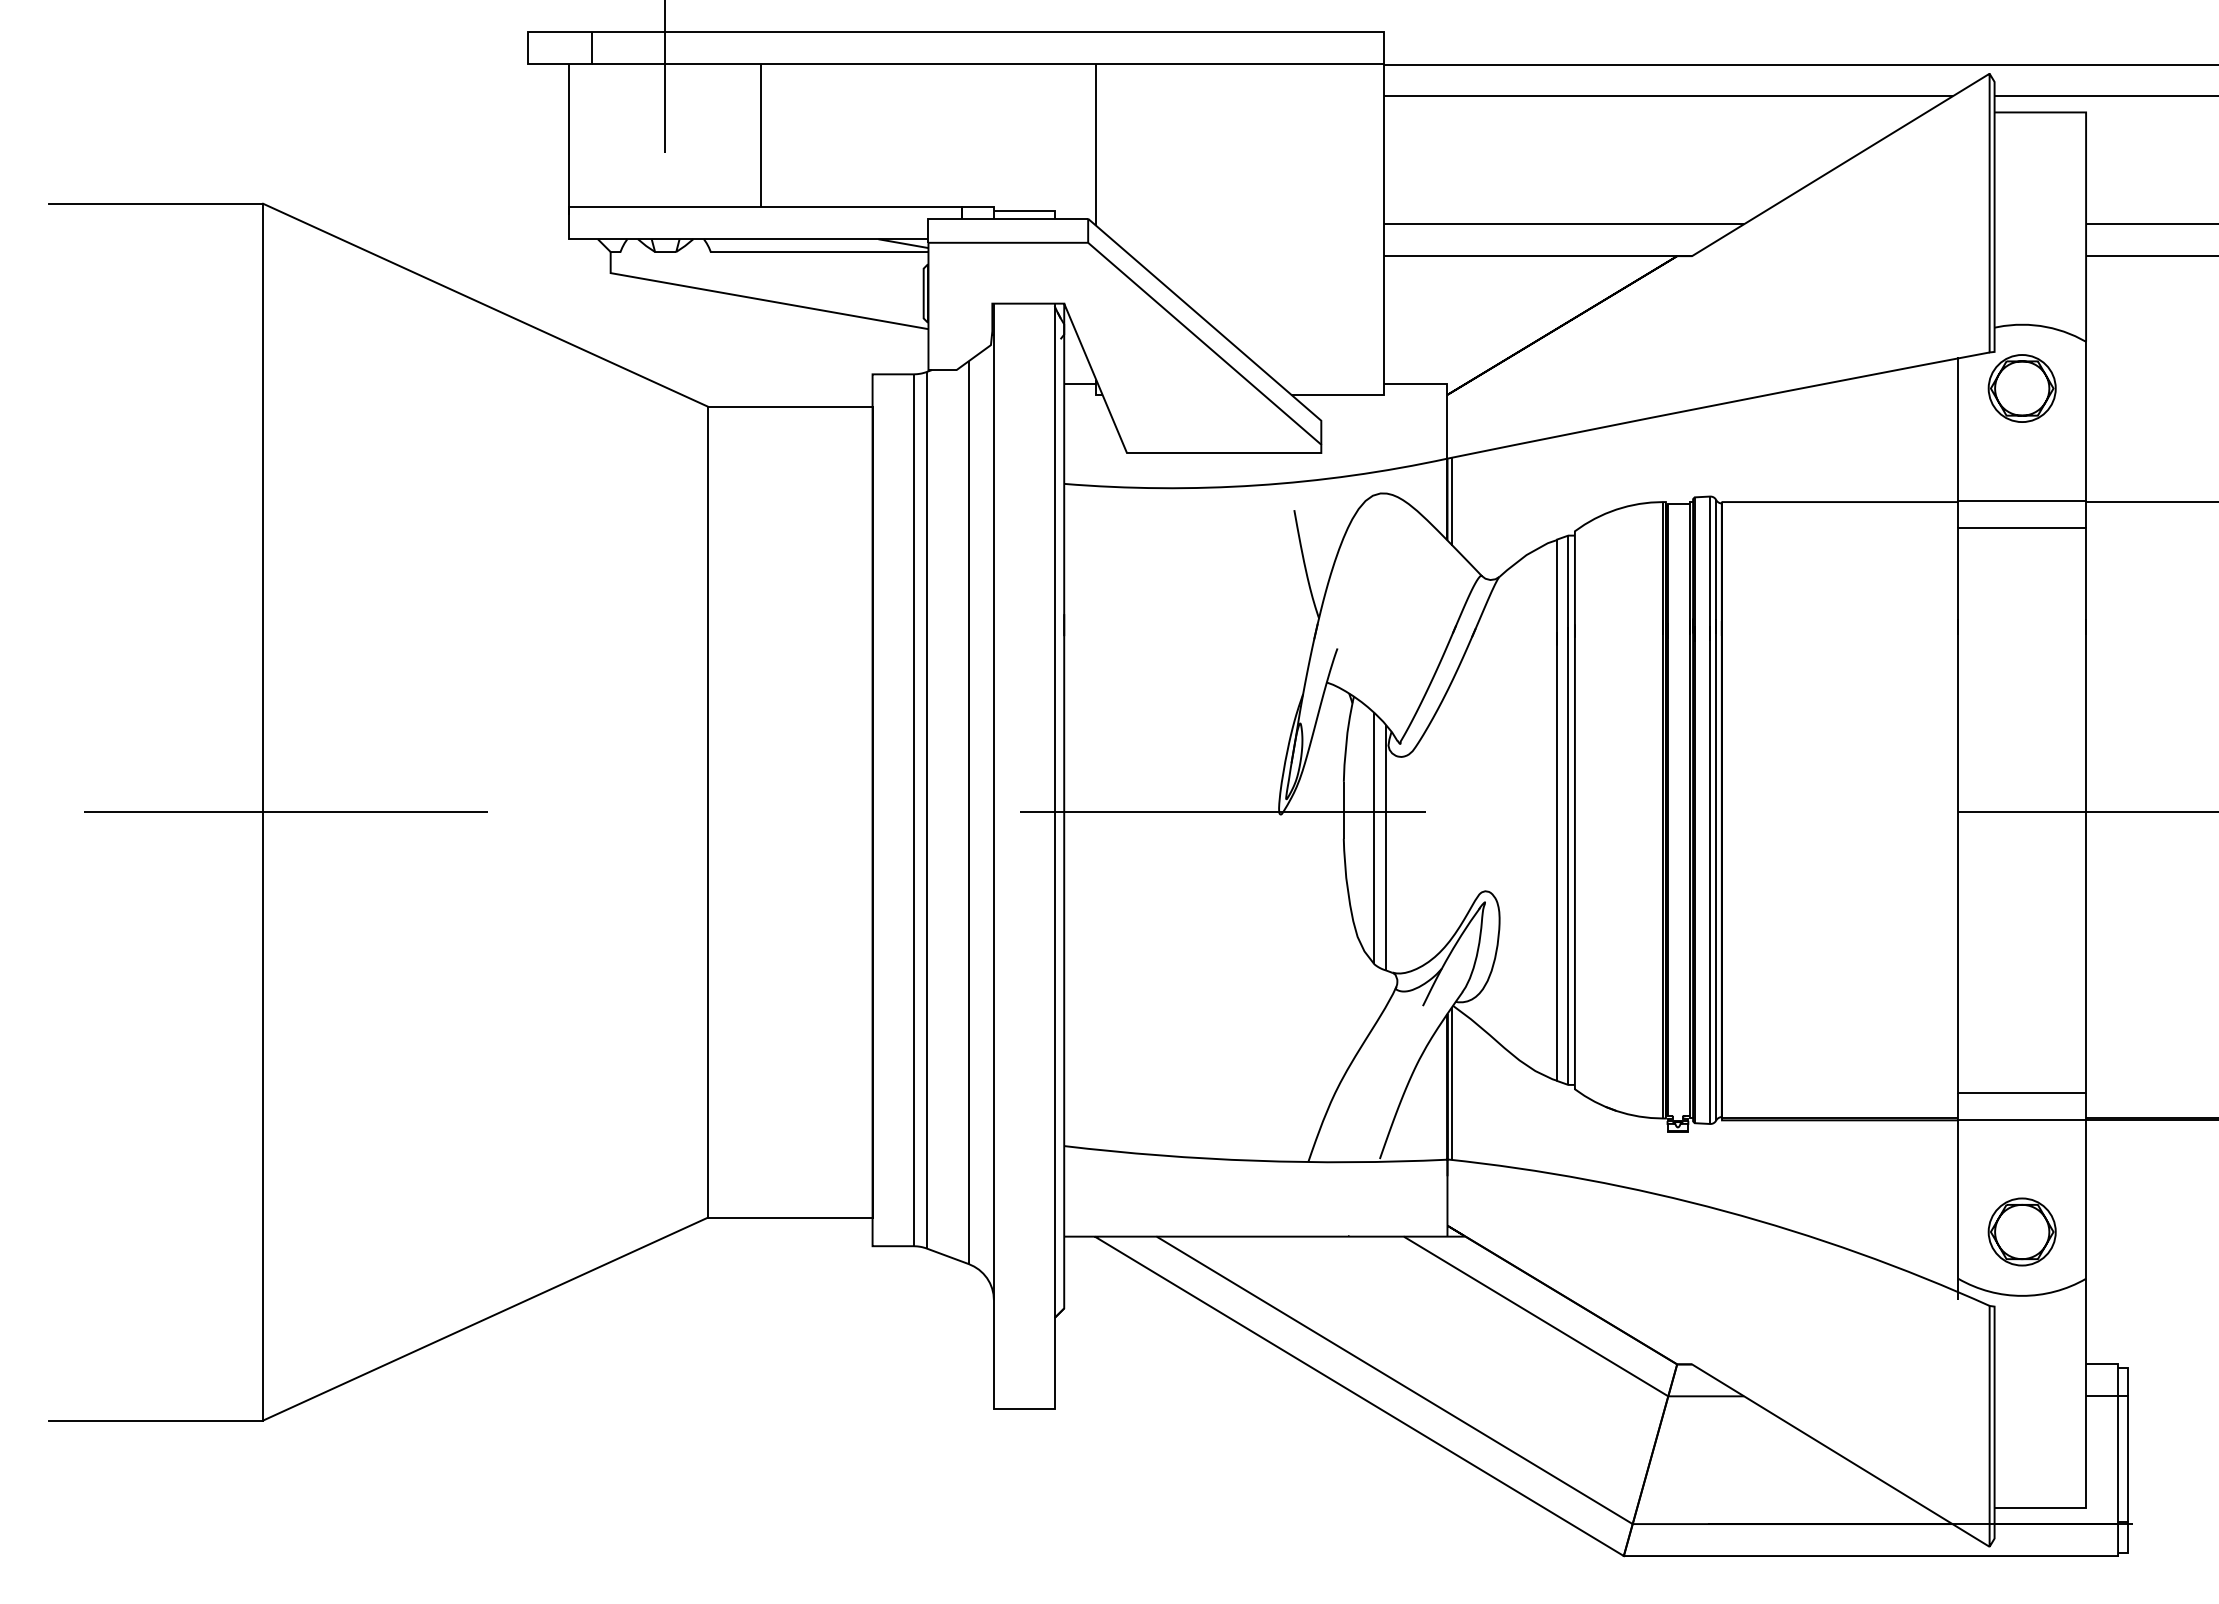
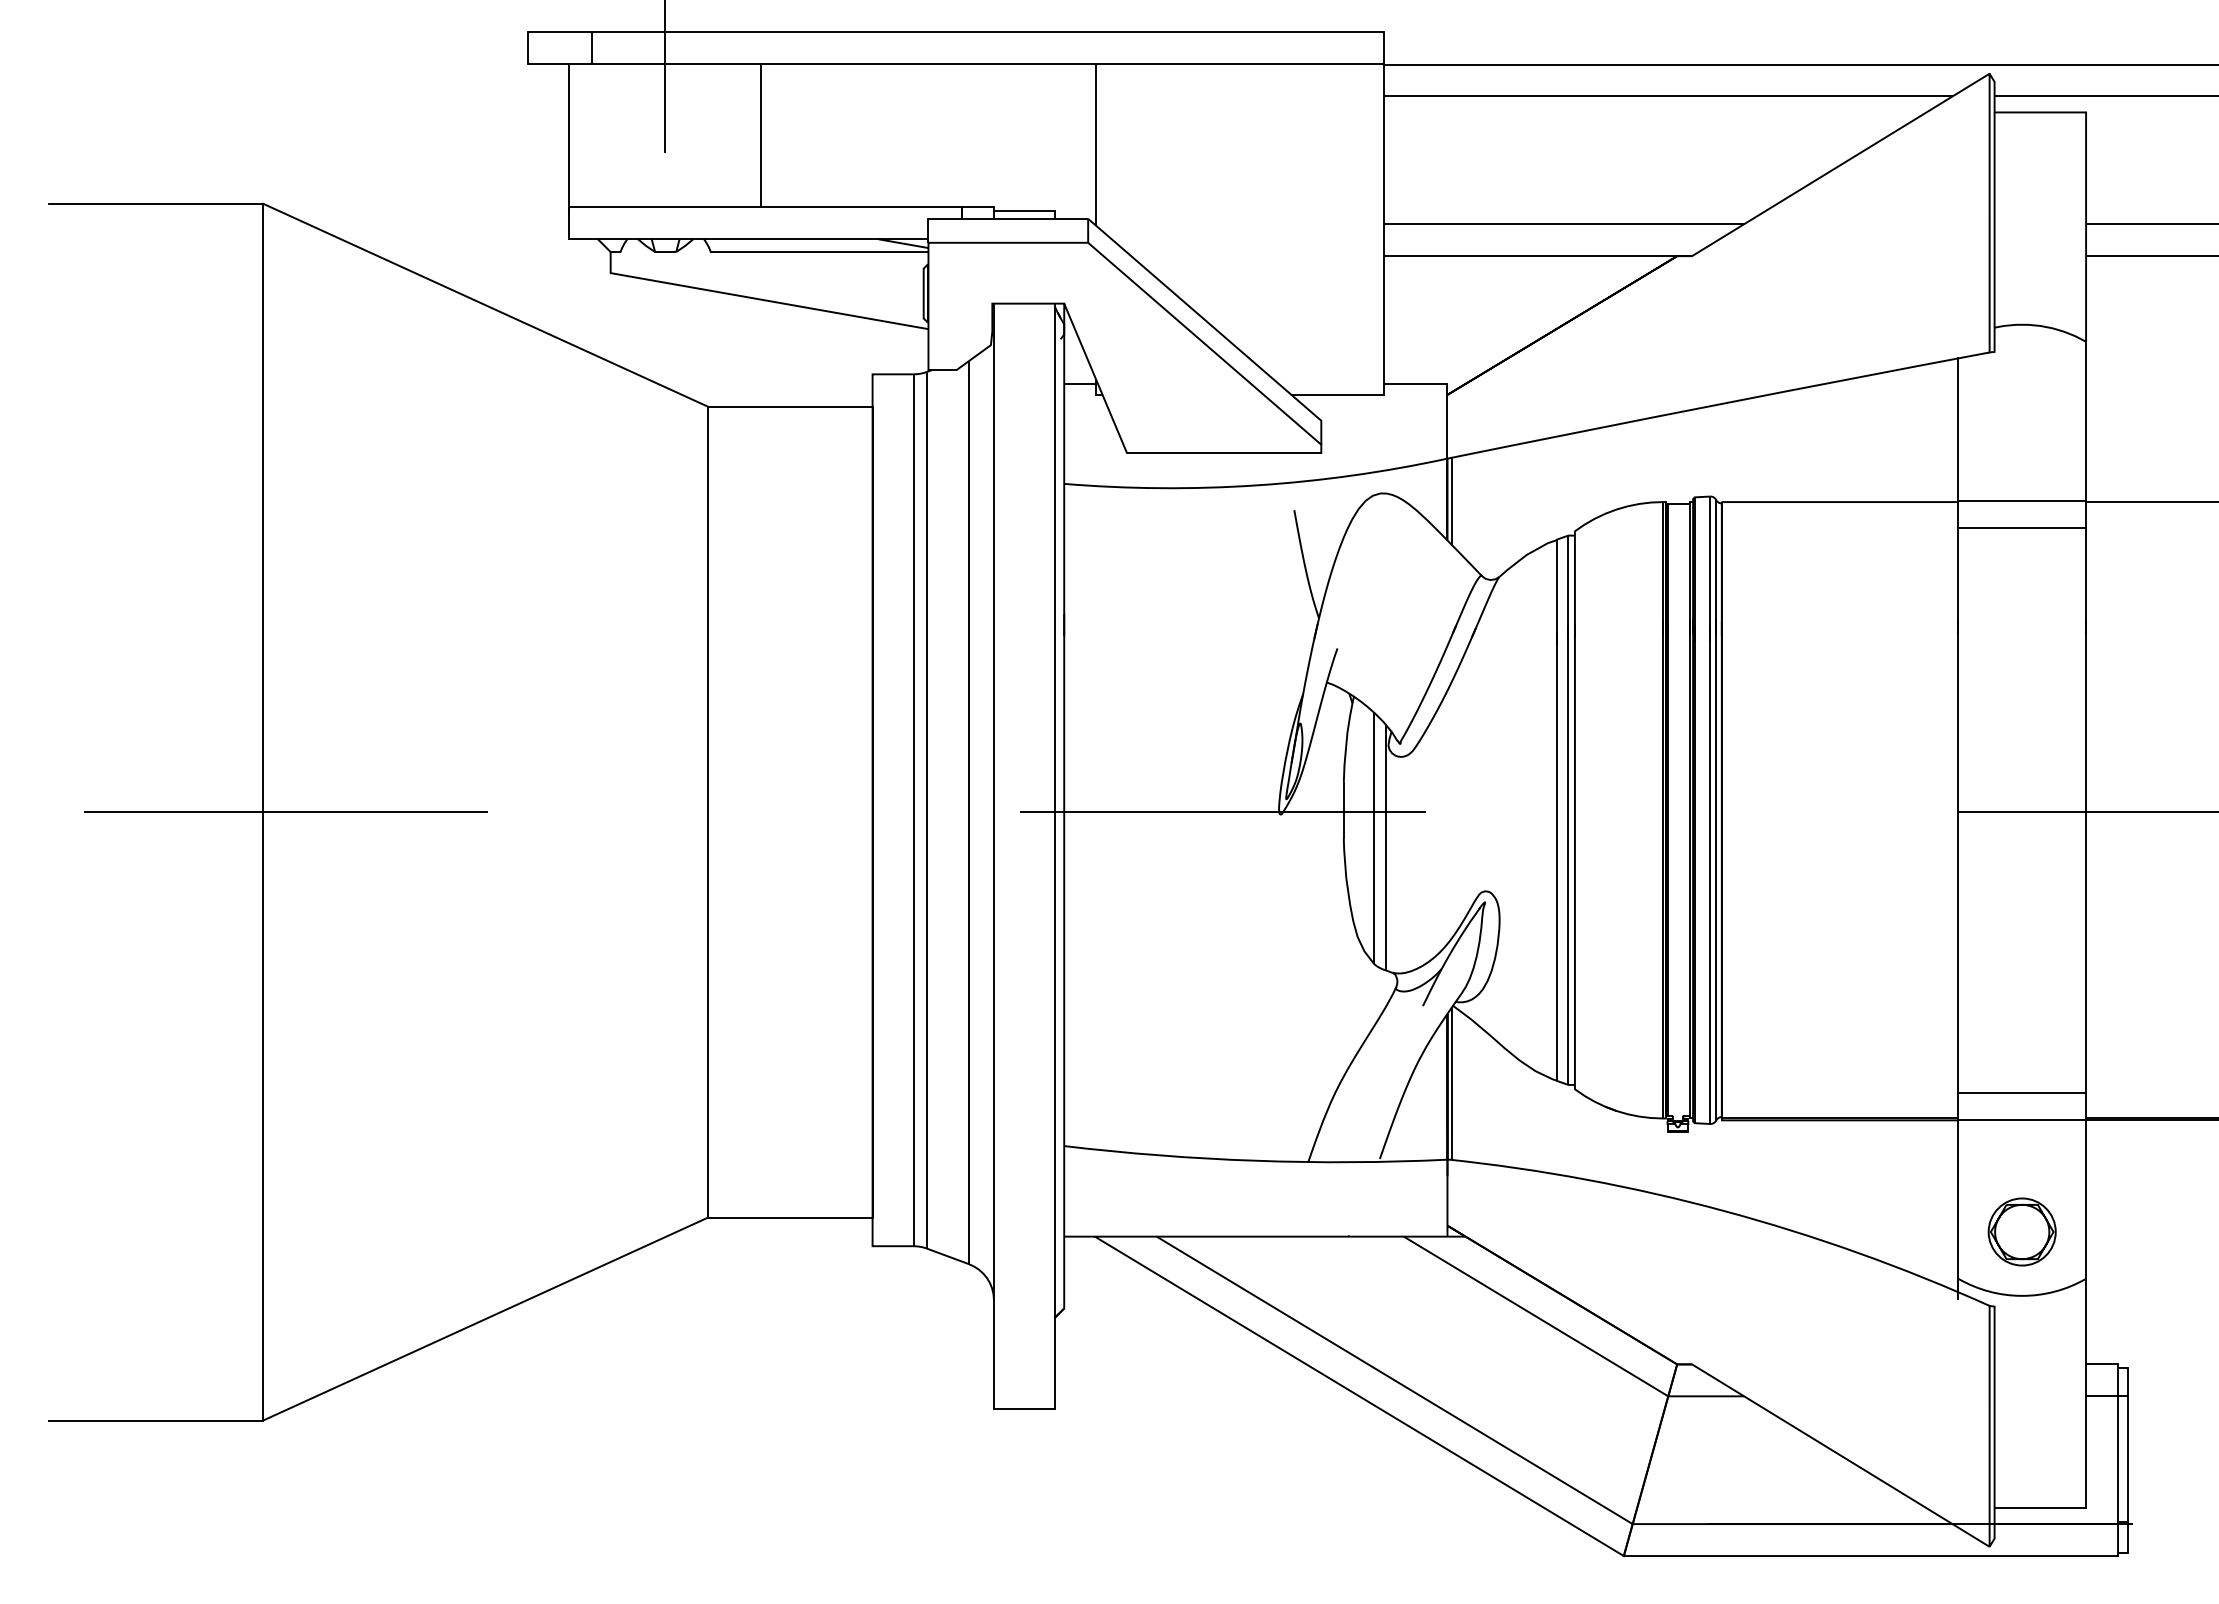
part: present -> none (2021, 388)
